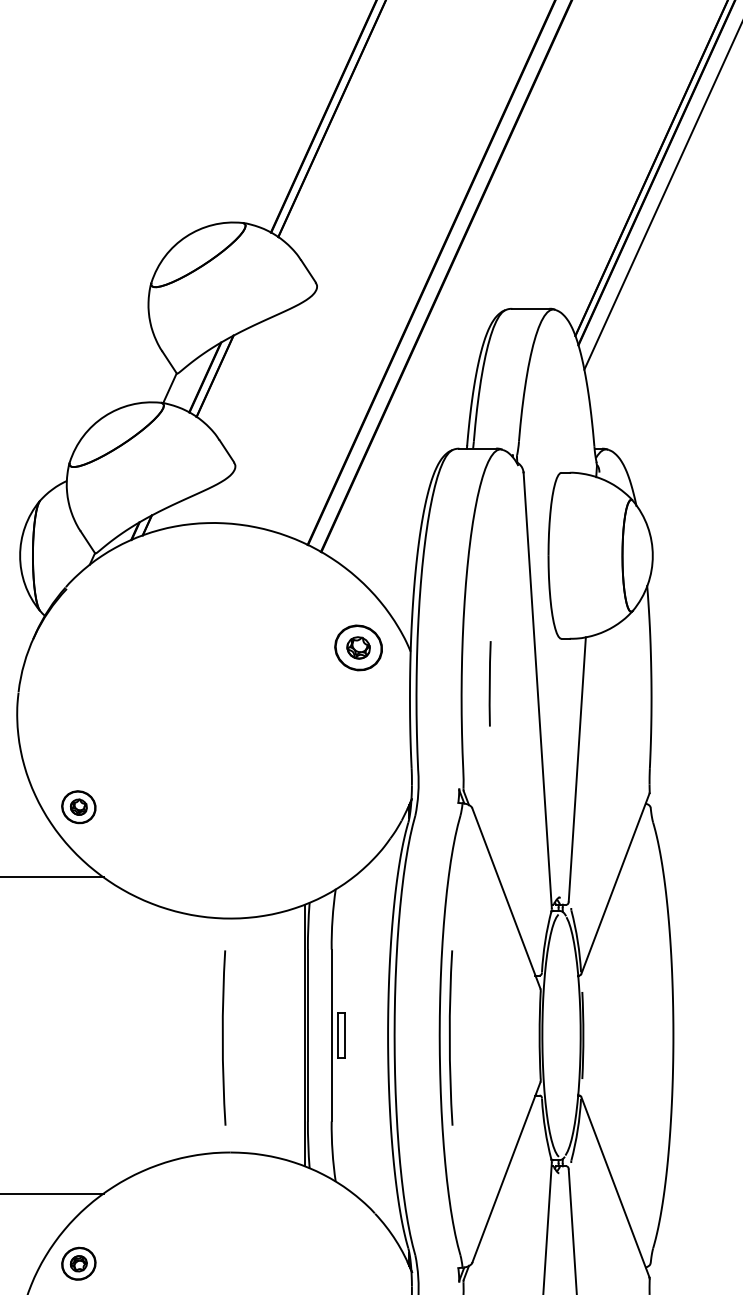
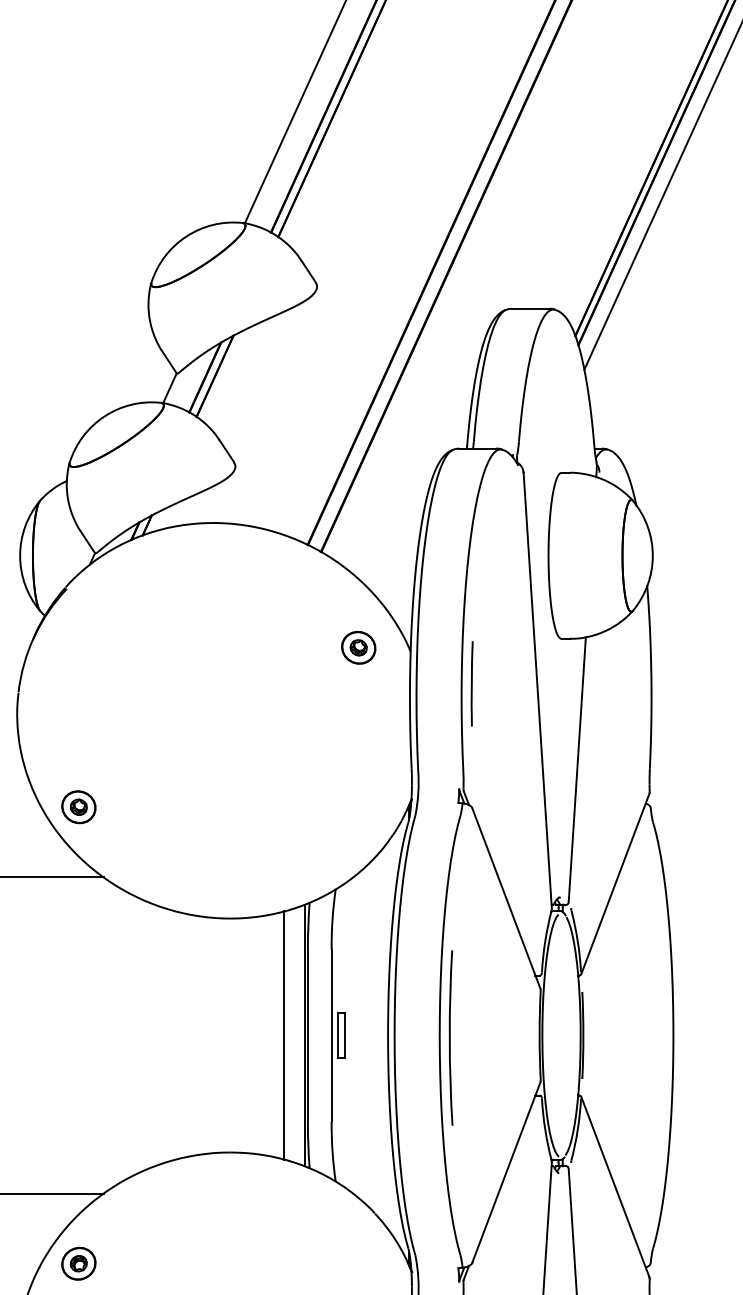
line: none -> present (294, 112)
part size: 49x48 px -> 36x35 px (358, 647)
line position: (489, 683) -> (471, 683) (471, 683)
line: none -> present (284, 1035)
arc: present -> none (223, 1037)
